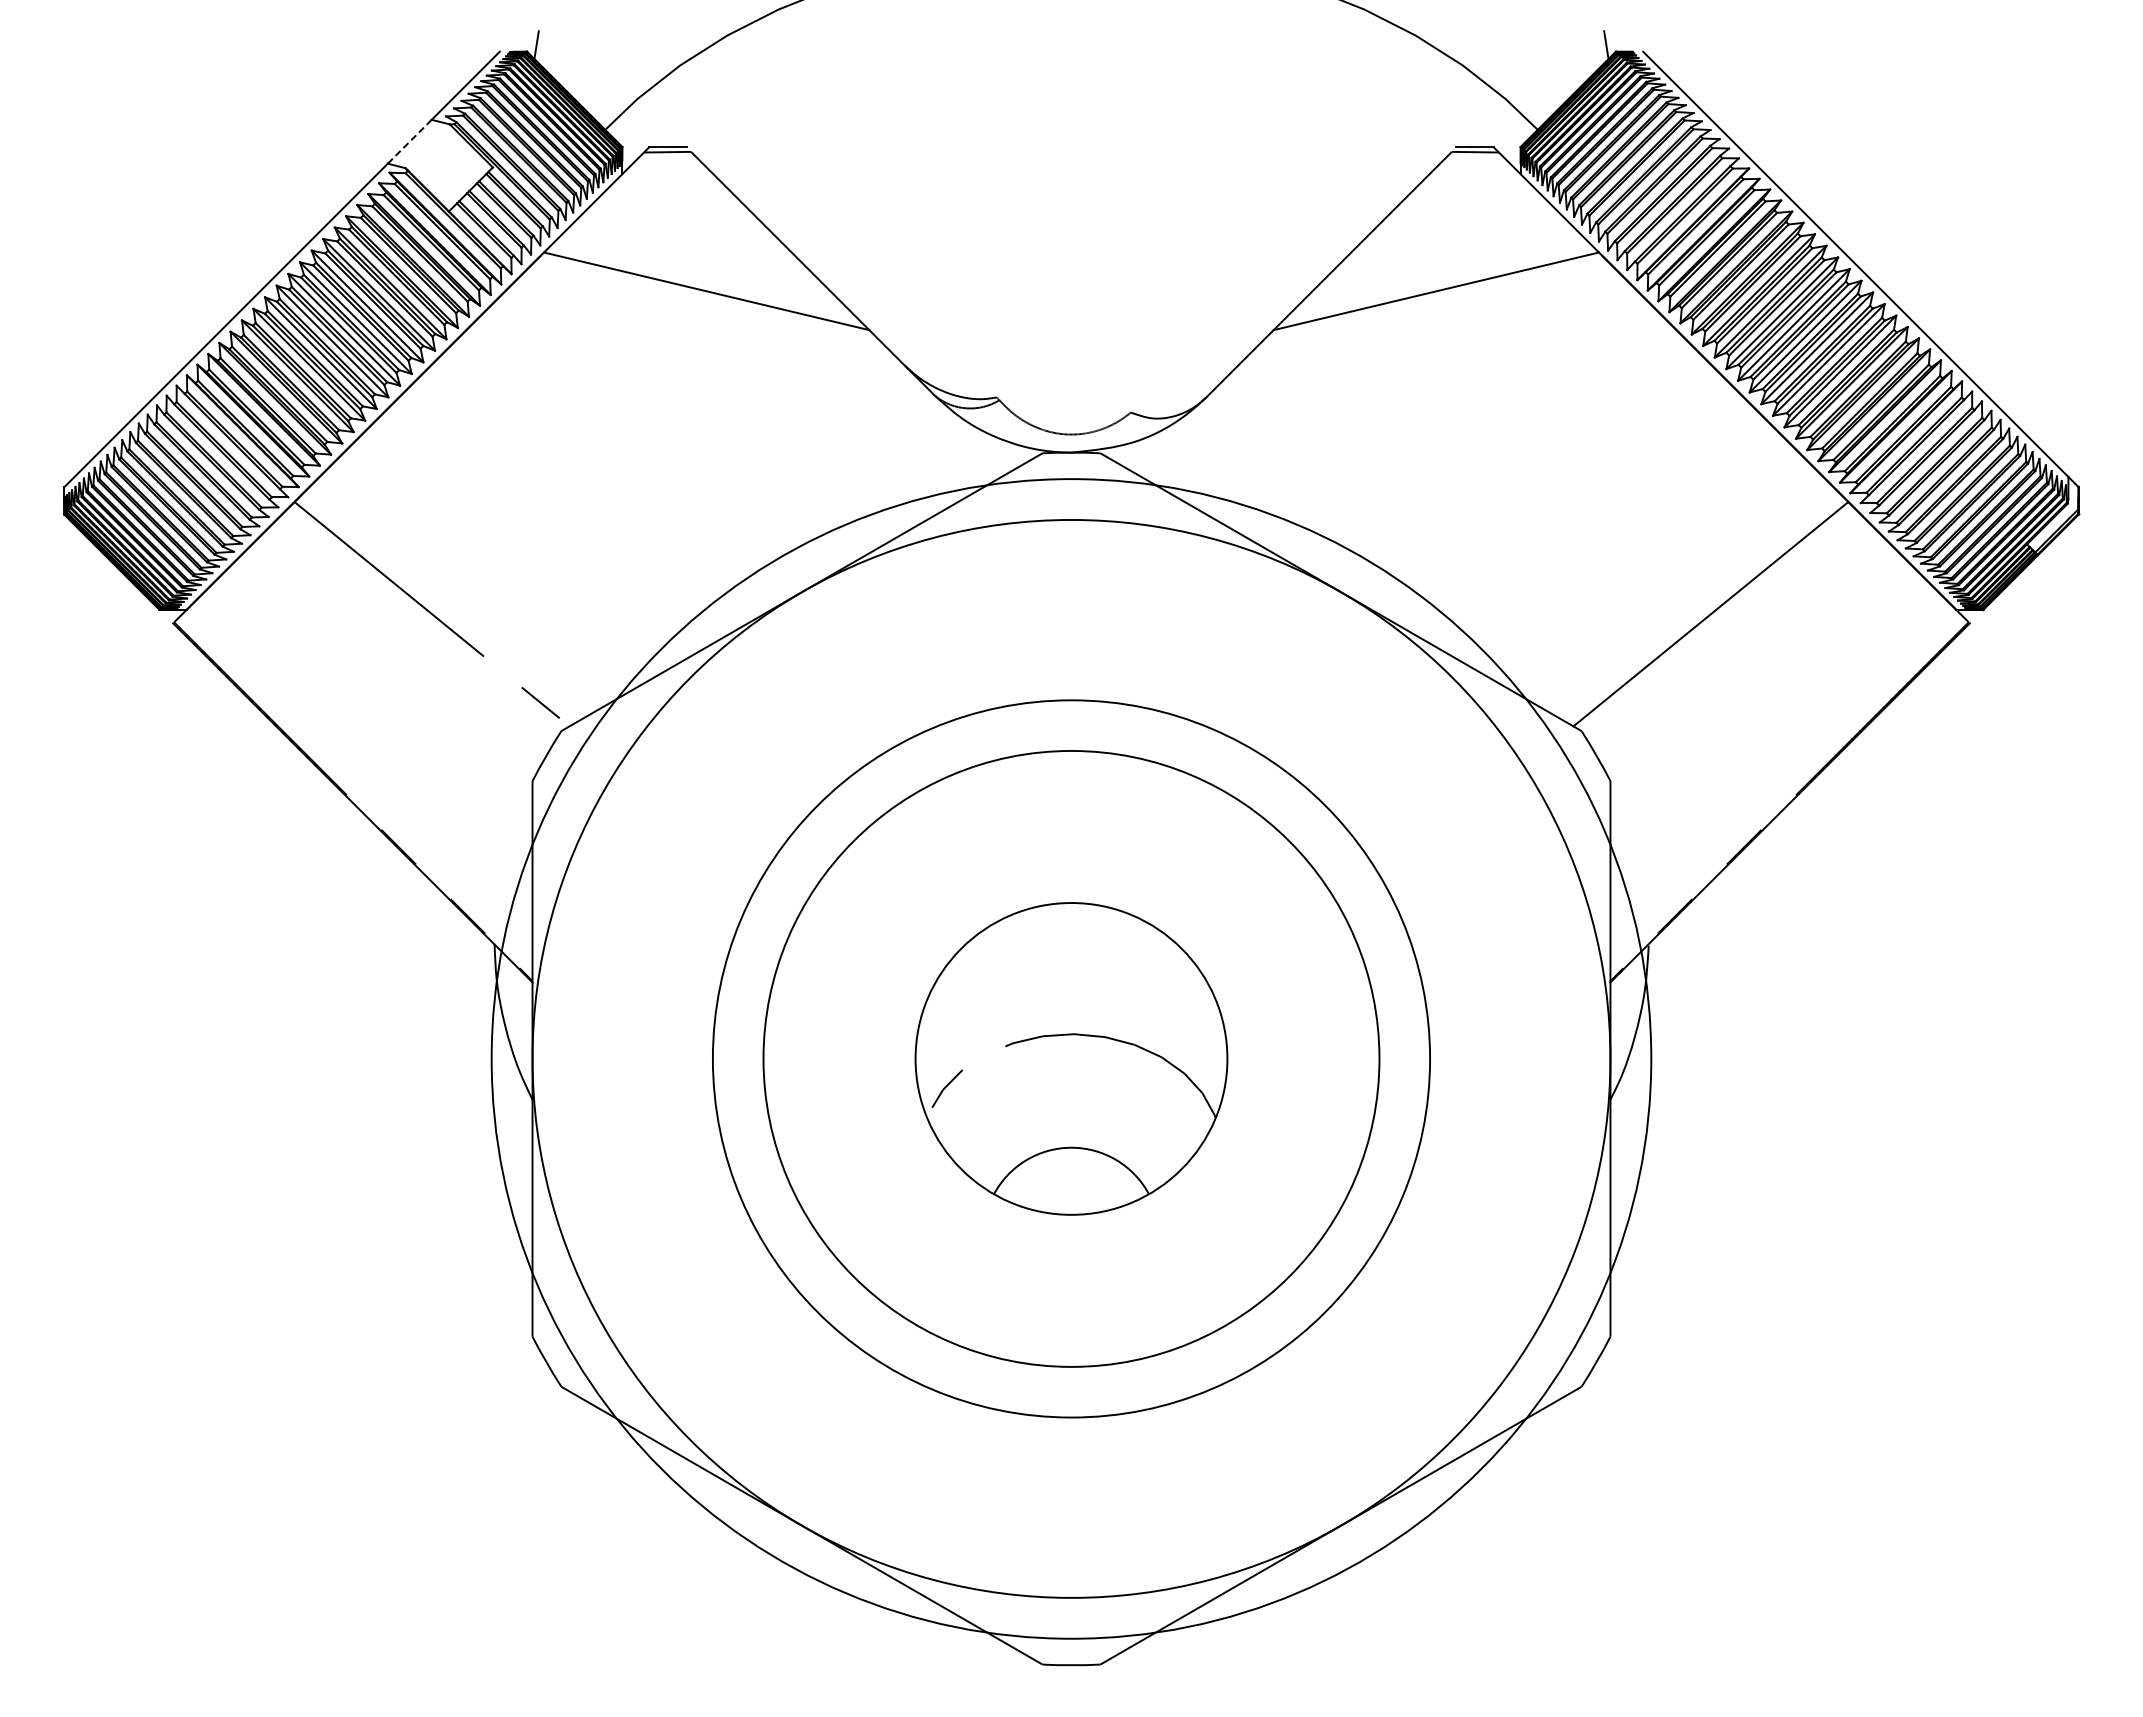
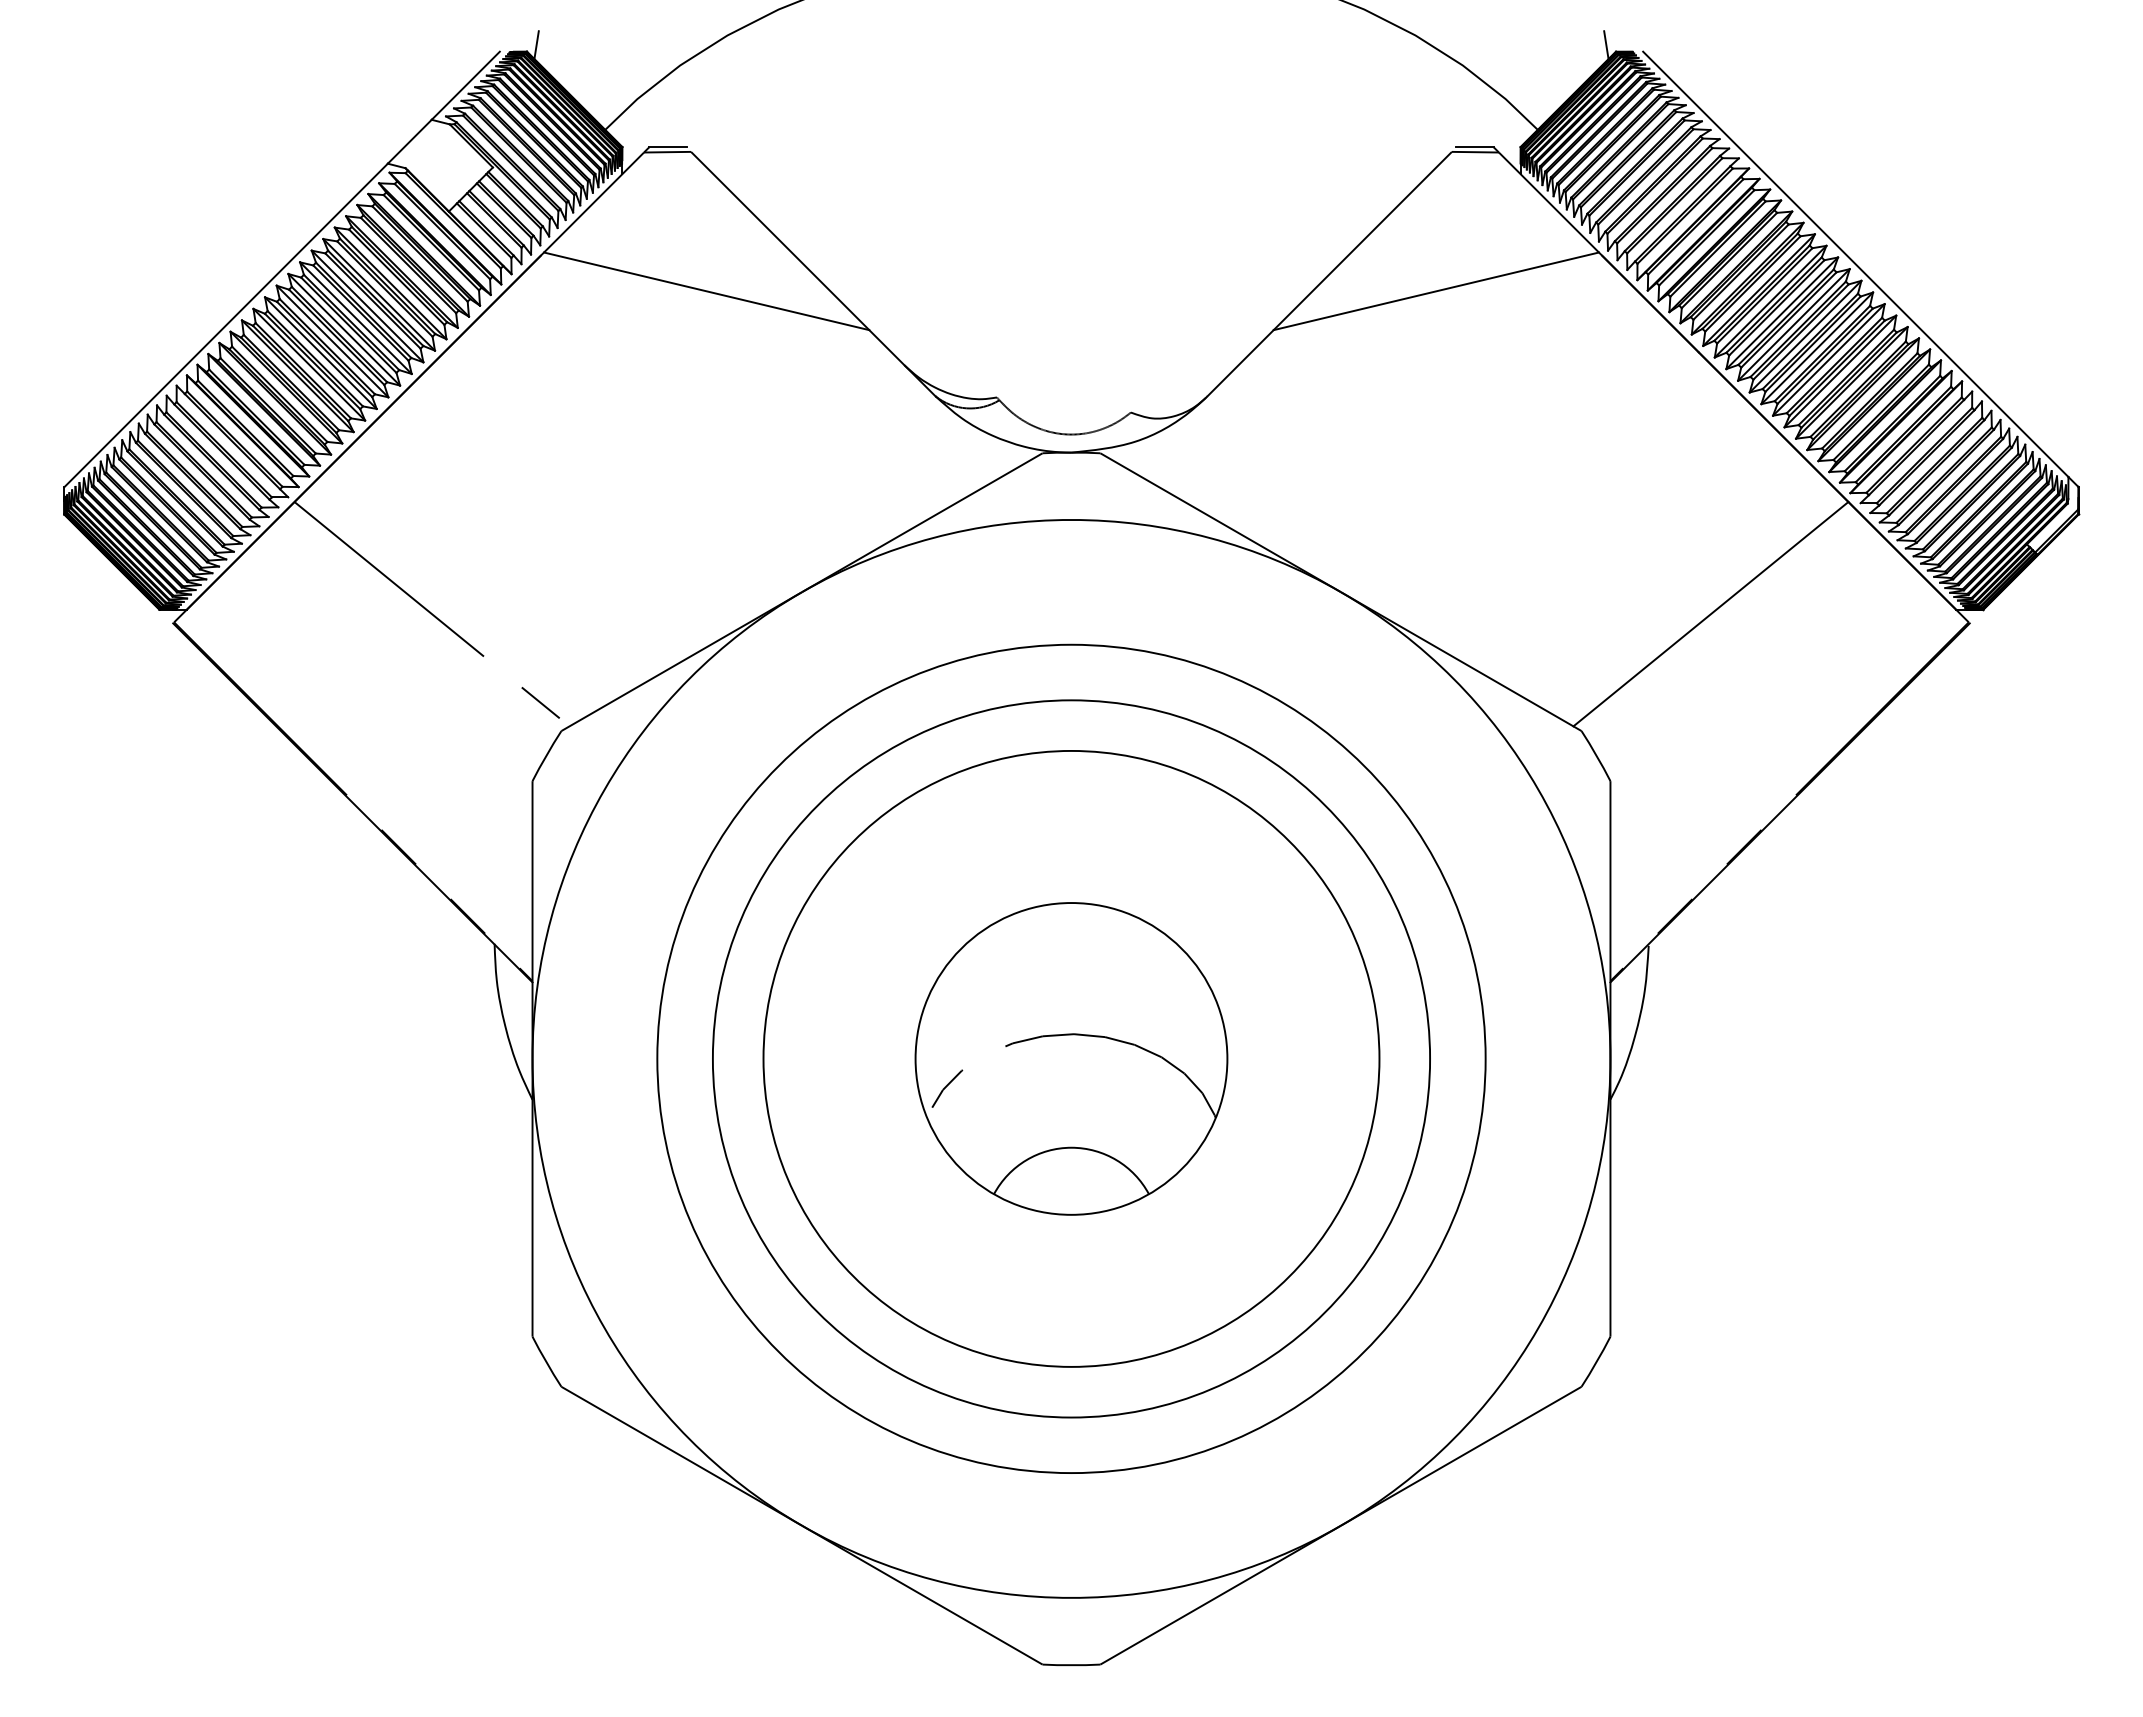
line: dashed -> solid (409, 142)
circle diameter: 1160 px -> 828 px (1071, 1058)
